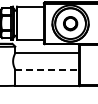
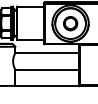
line: dashed -> solid (47, 69)
